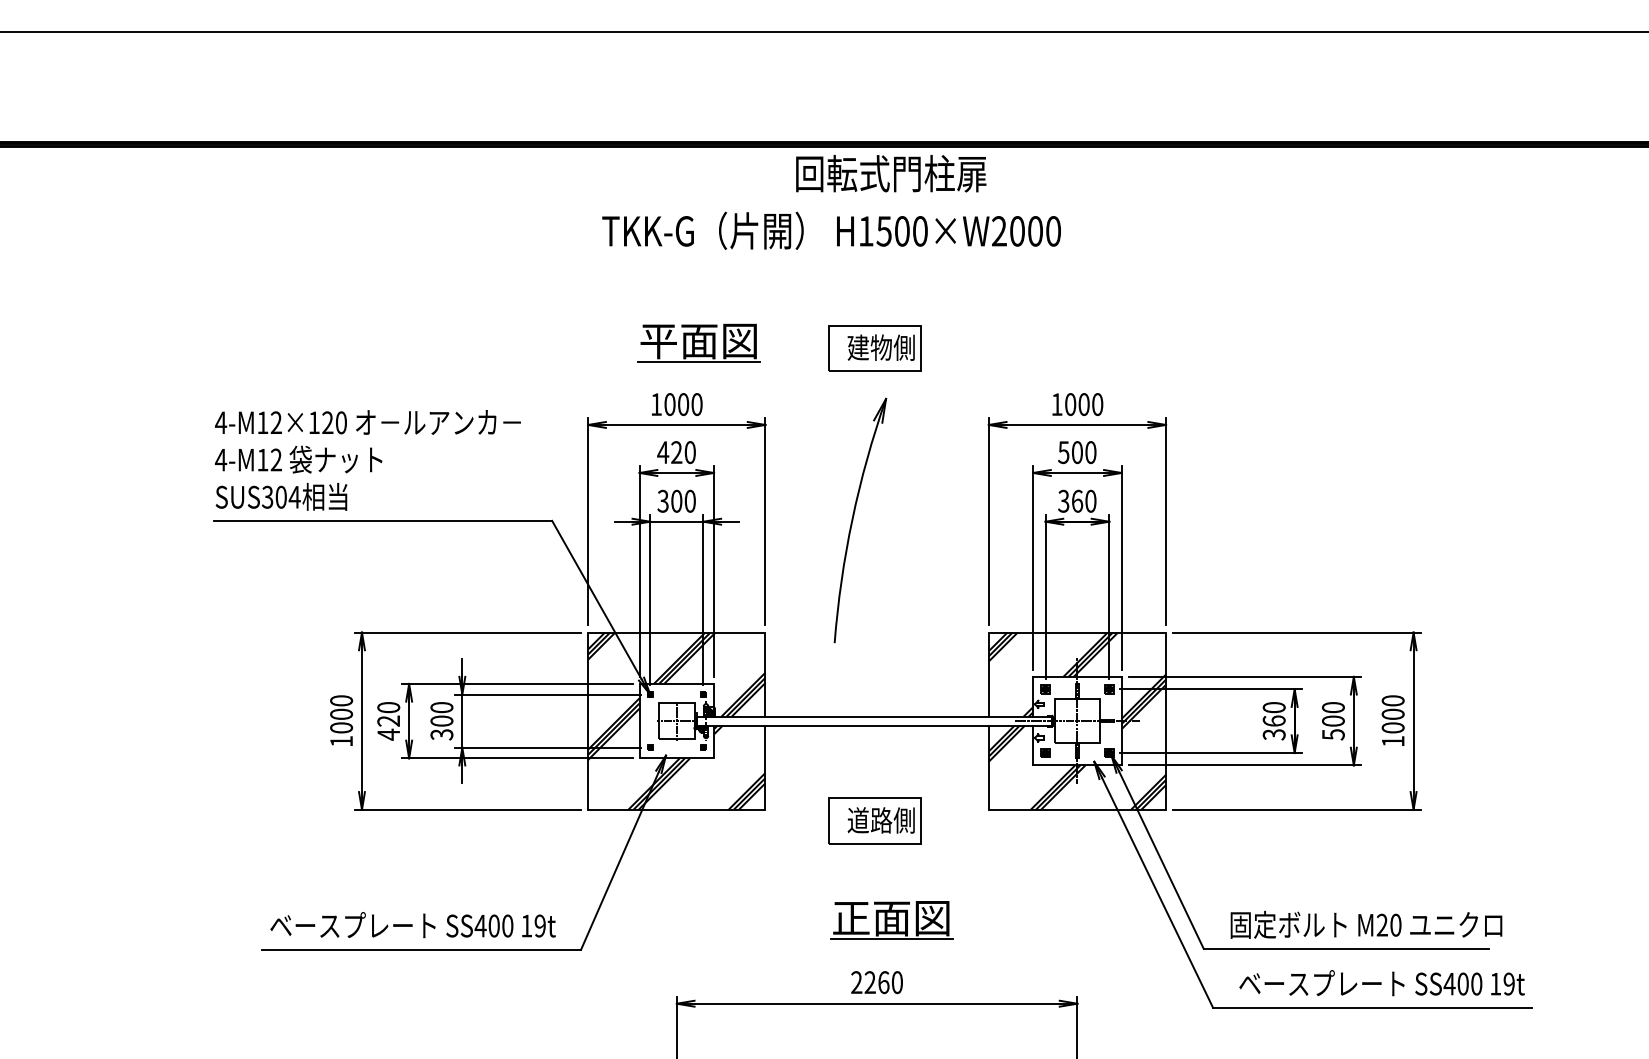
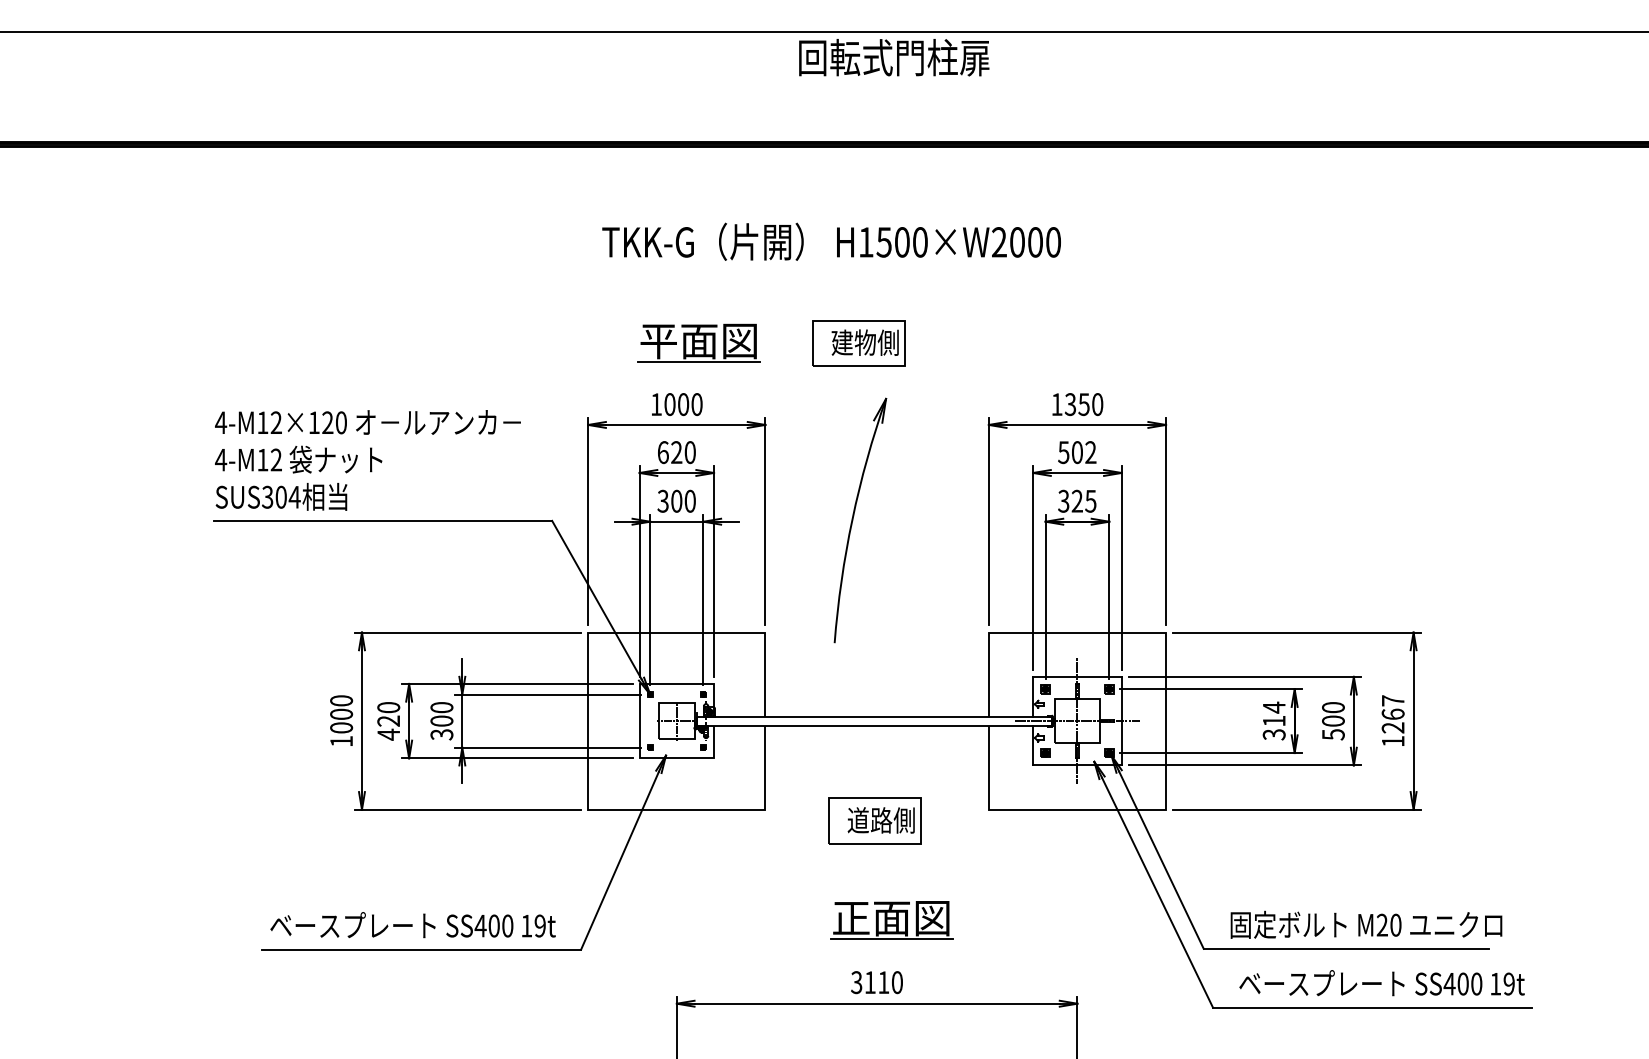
text position: (891, 173) -> (894, 57) (894, 57)
text position: (831, 230) -> (831, 241) (831, 241)
part position: (874, 348) -> (858, 343) (858, 343)
text: 1000 -> 1350 (1076, 404)
text: 420 -> 620 (663, 452)
text: 500 -> 502 (1090, 452)
text: 360 -> 325 (1083, 500)
text: 360 -> 314 (1273, 713)
text: 1000 -> 1267 (1392, 714)
hatch: present -> none (676, 720)
hatch: present -> none (1077, 720)
text: 2260 -> 3110 (870, 982)
